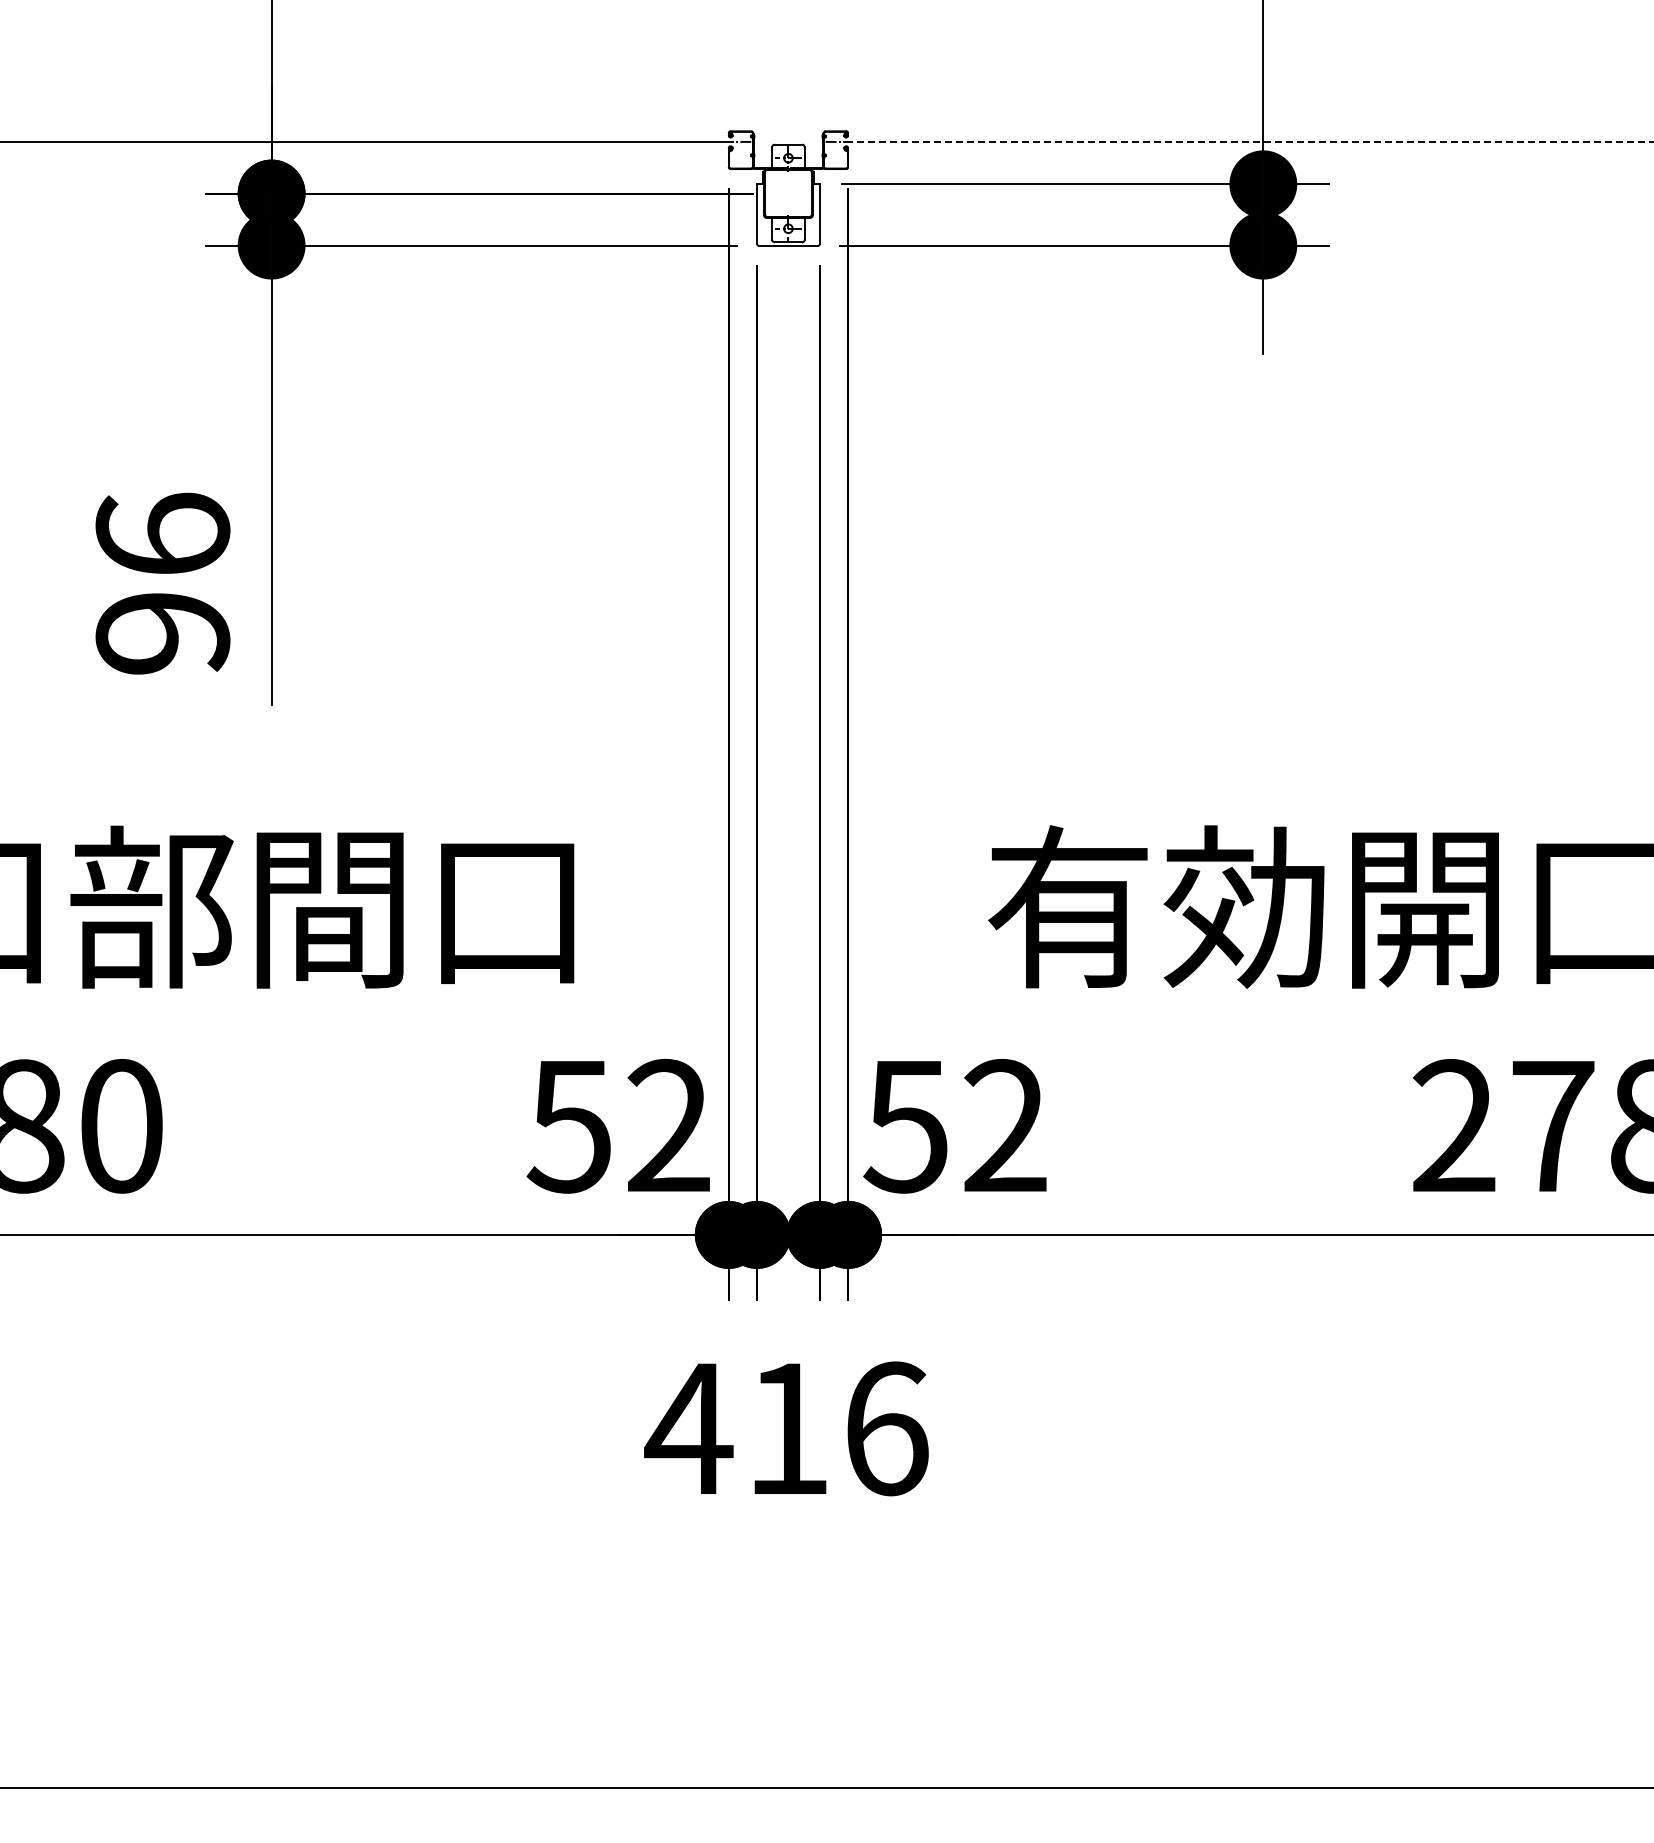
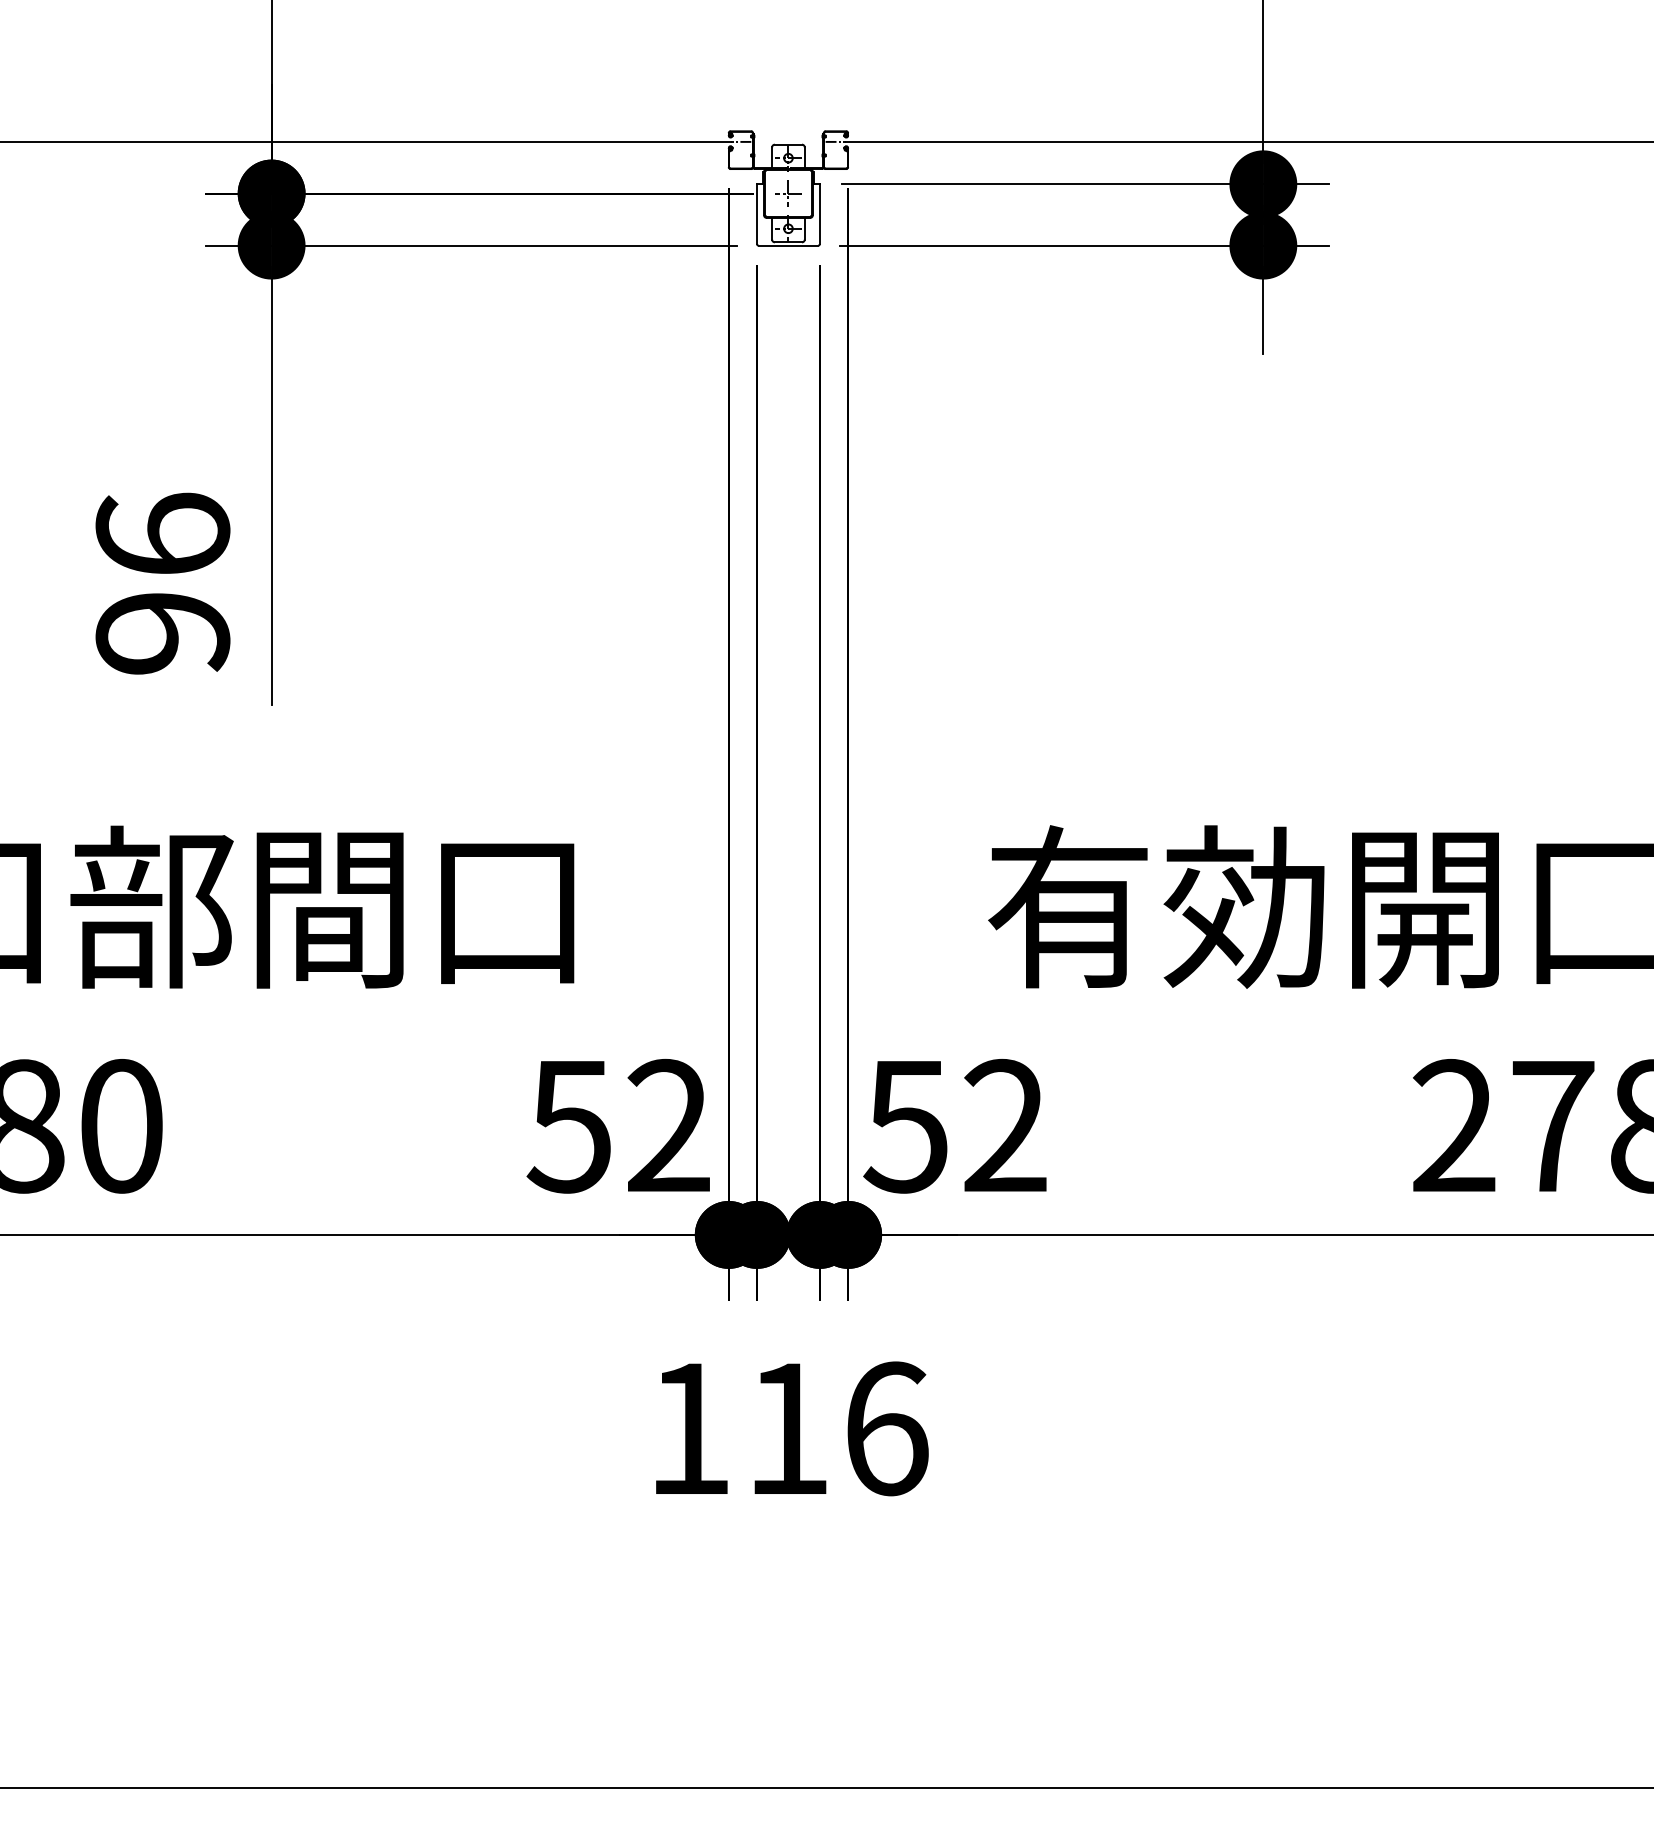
line: dashed -> solid (1250, 141)
part: none -> present (788, 193)
text: 416 -> 116 (688, 1428)
